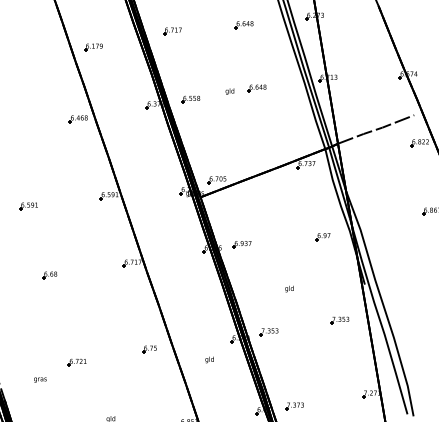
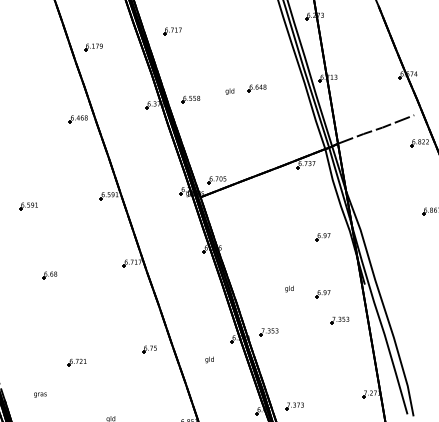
part: present -> none (243, 25)
part: present -> none (241, 244)
part: none -> present (322, 294)
text position: (40, 379) -> (40, 394) (40, 394)
